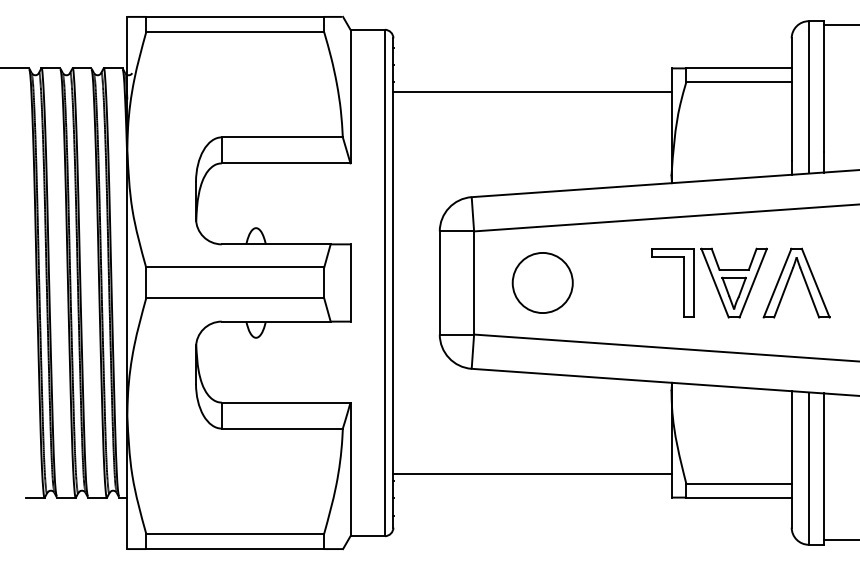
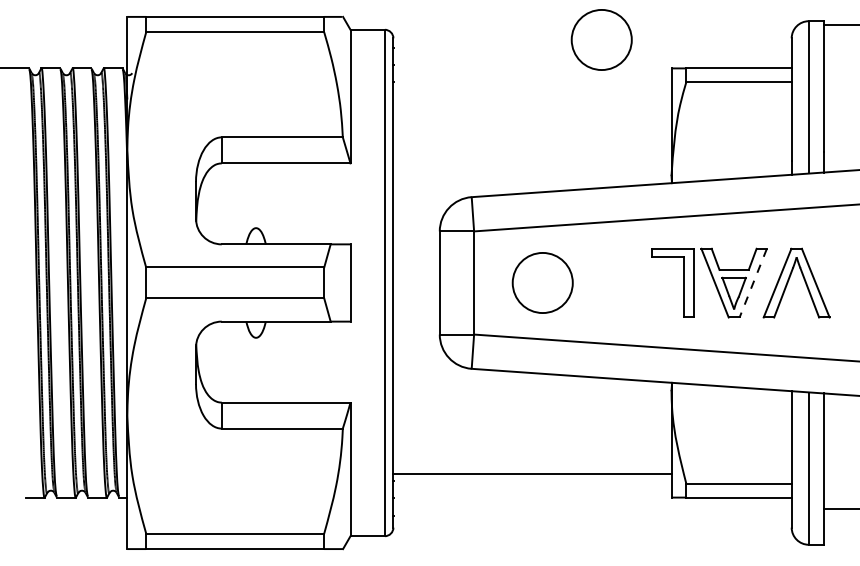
circle: none -> present (601, 39)
line: present -> none (532, 92)
line: solid -> dashed (753, 283)
line position: (840, 540) -> (840, 509) (840, 509)
